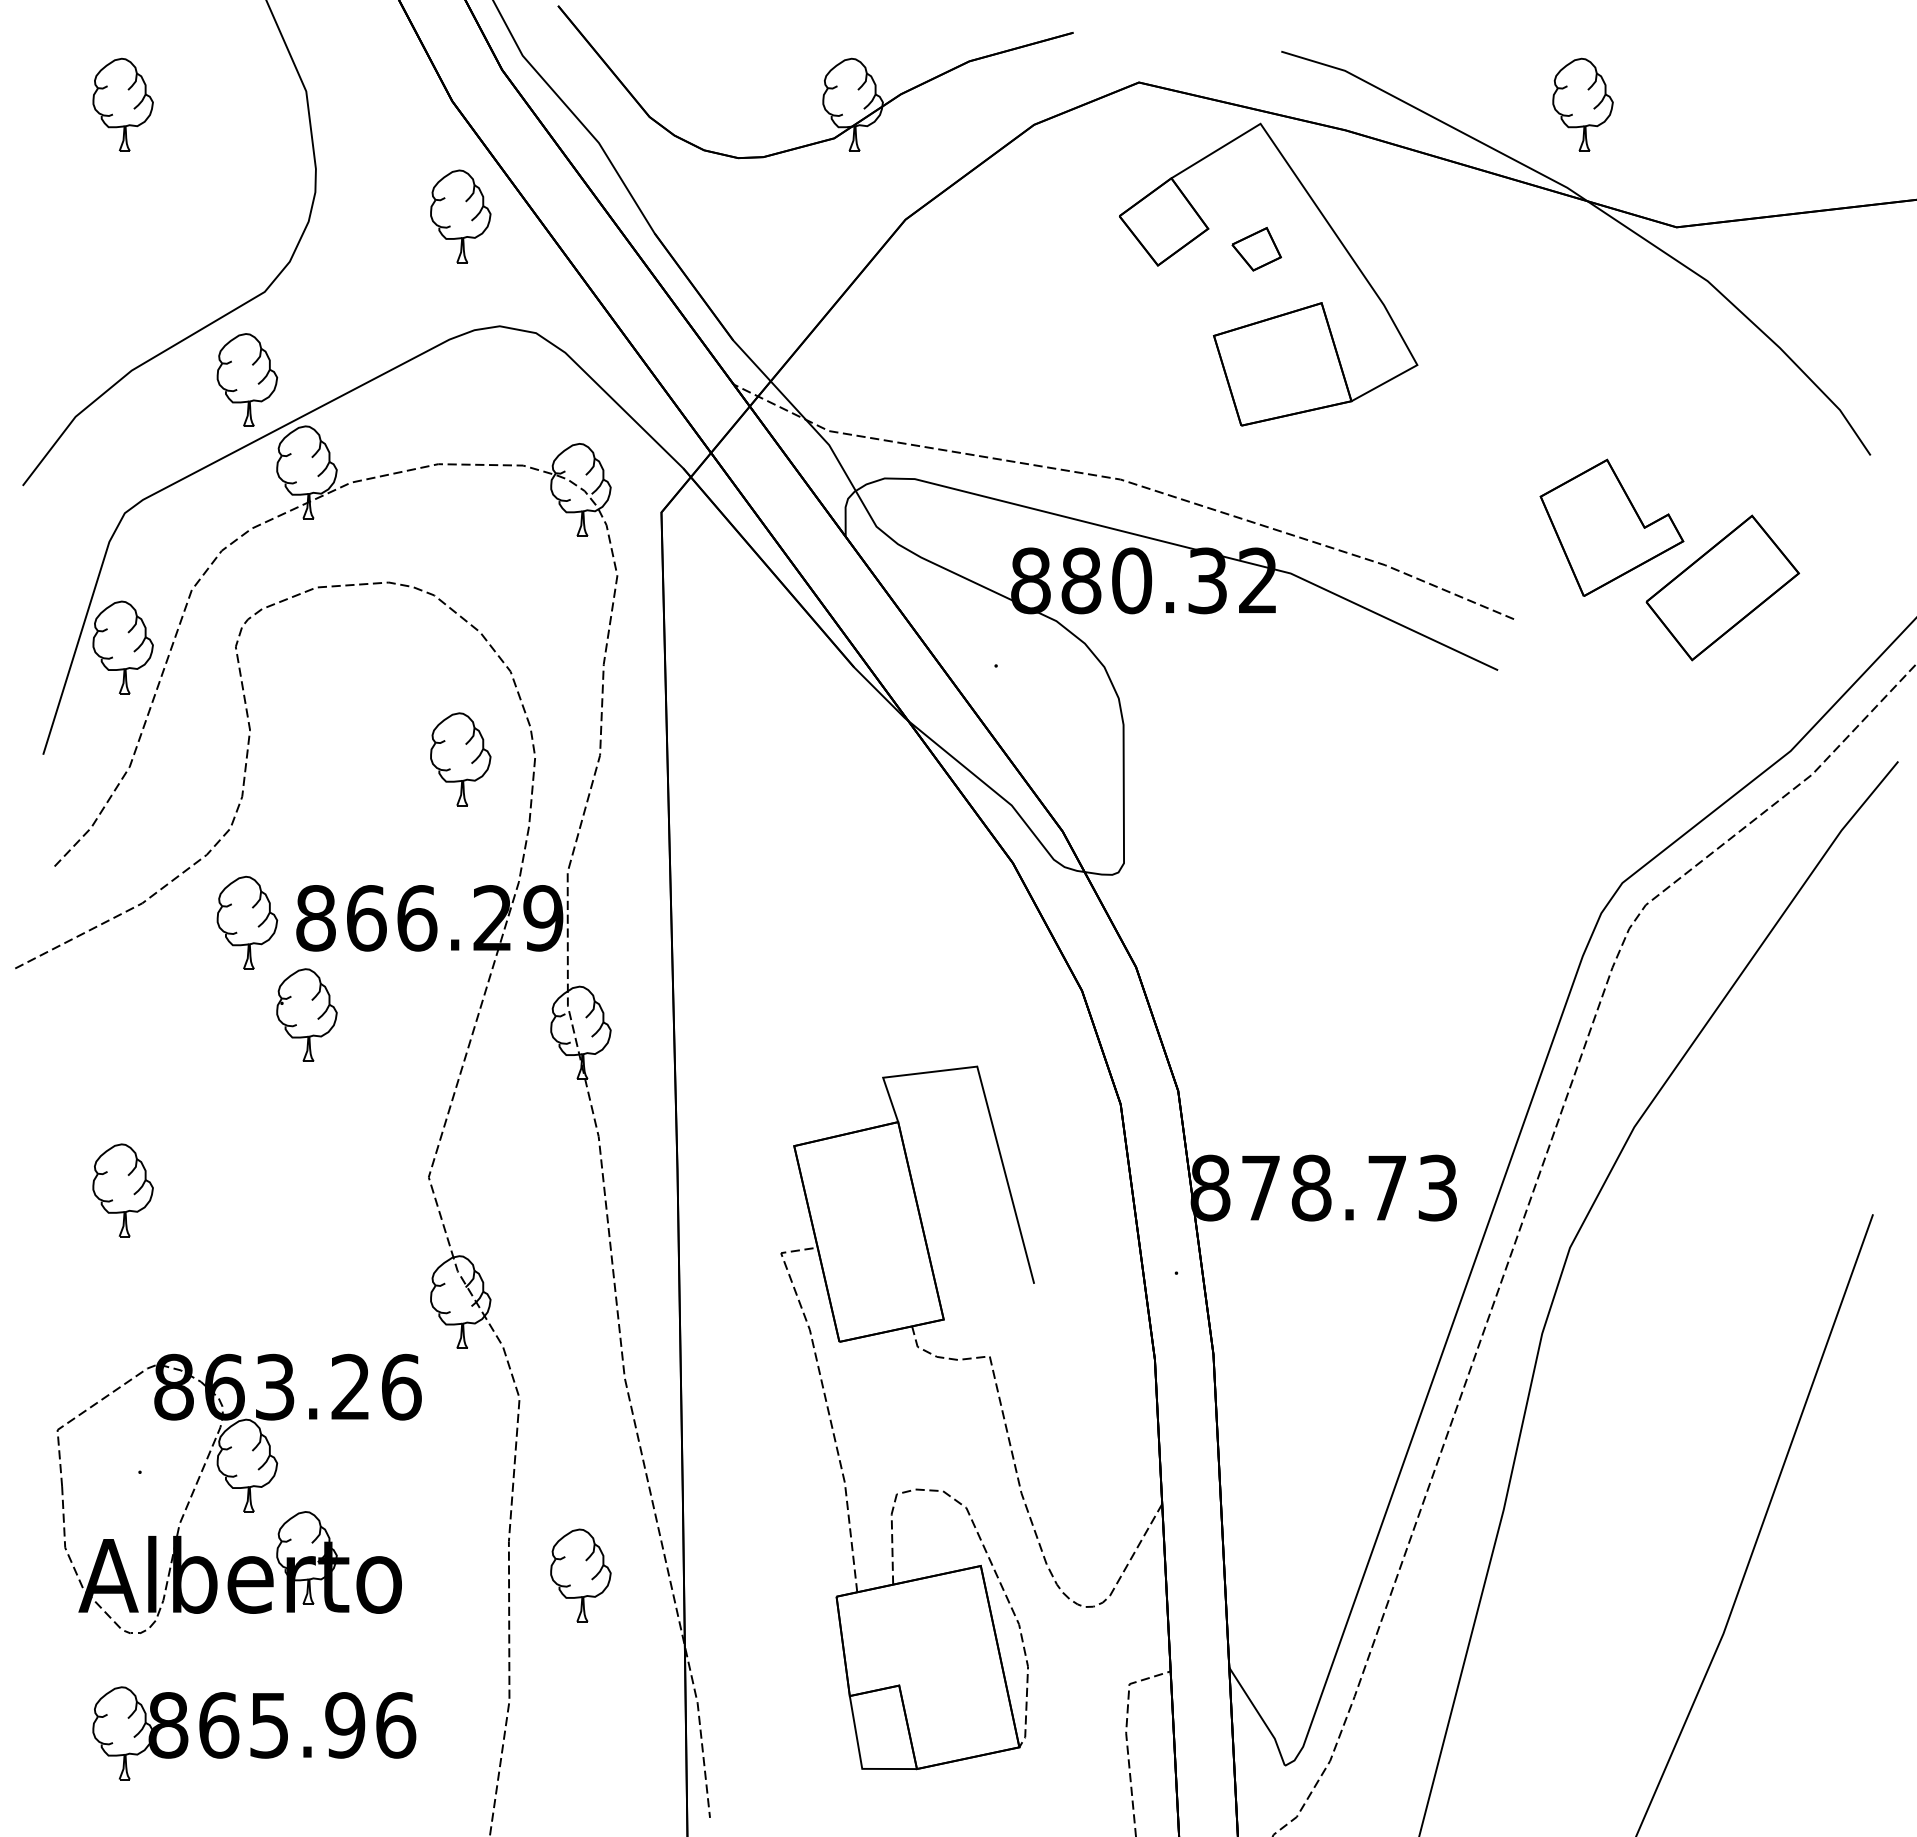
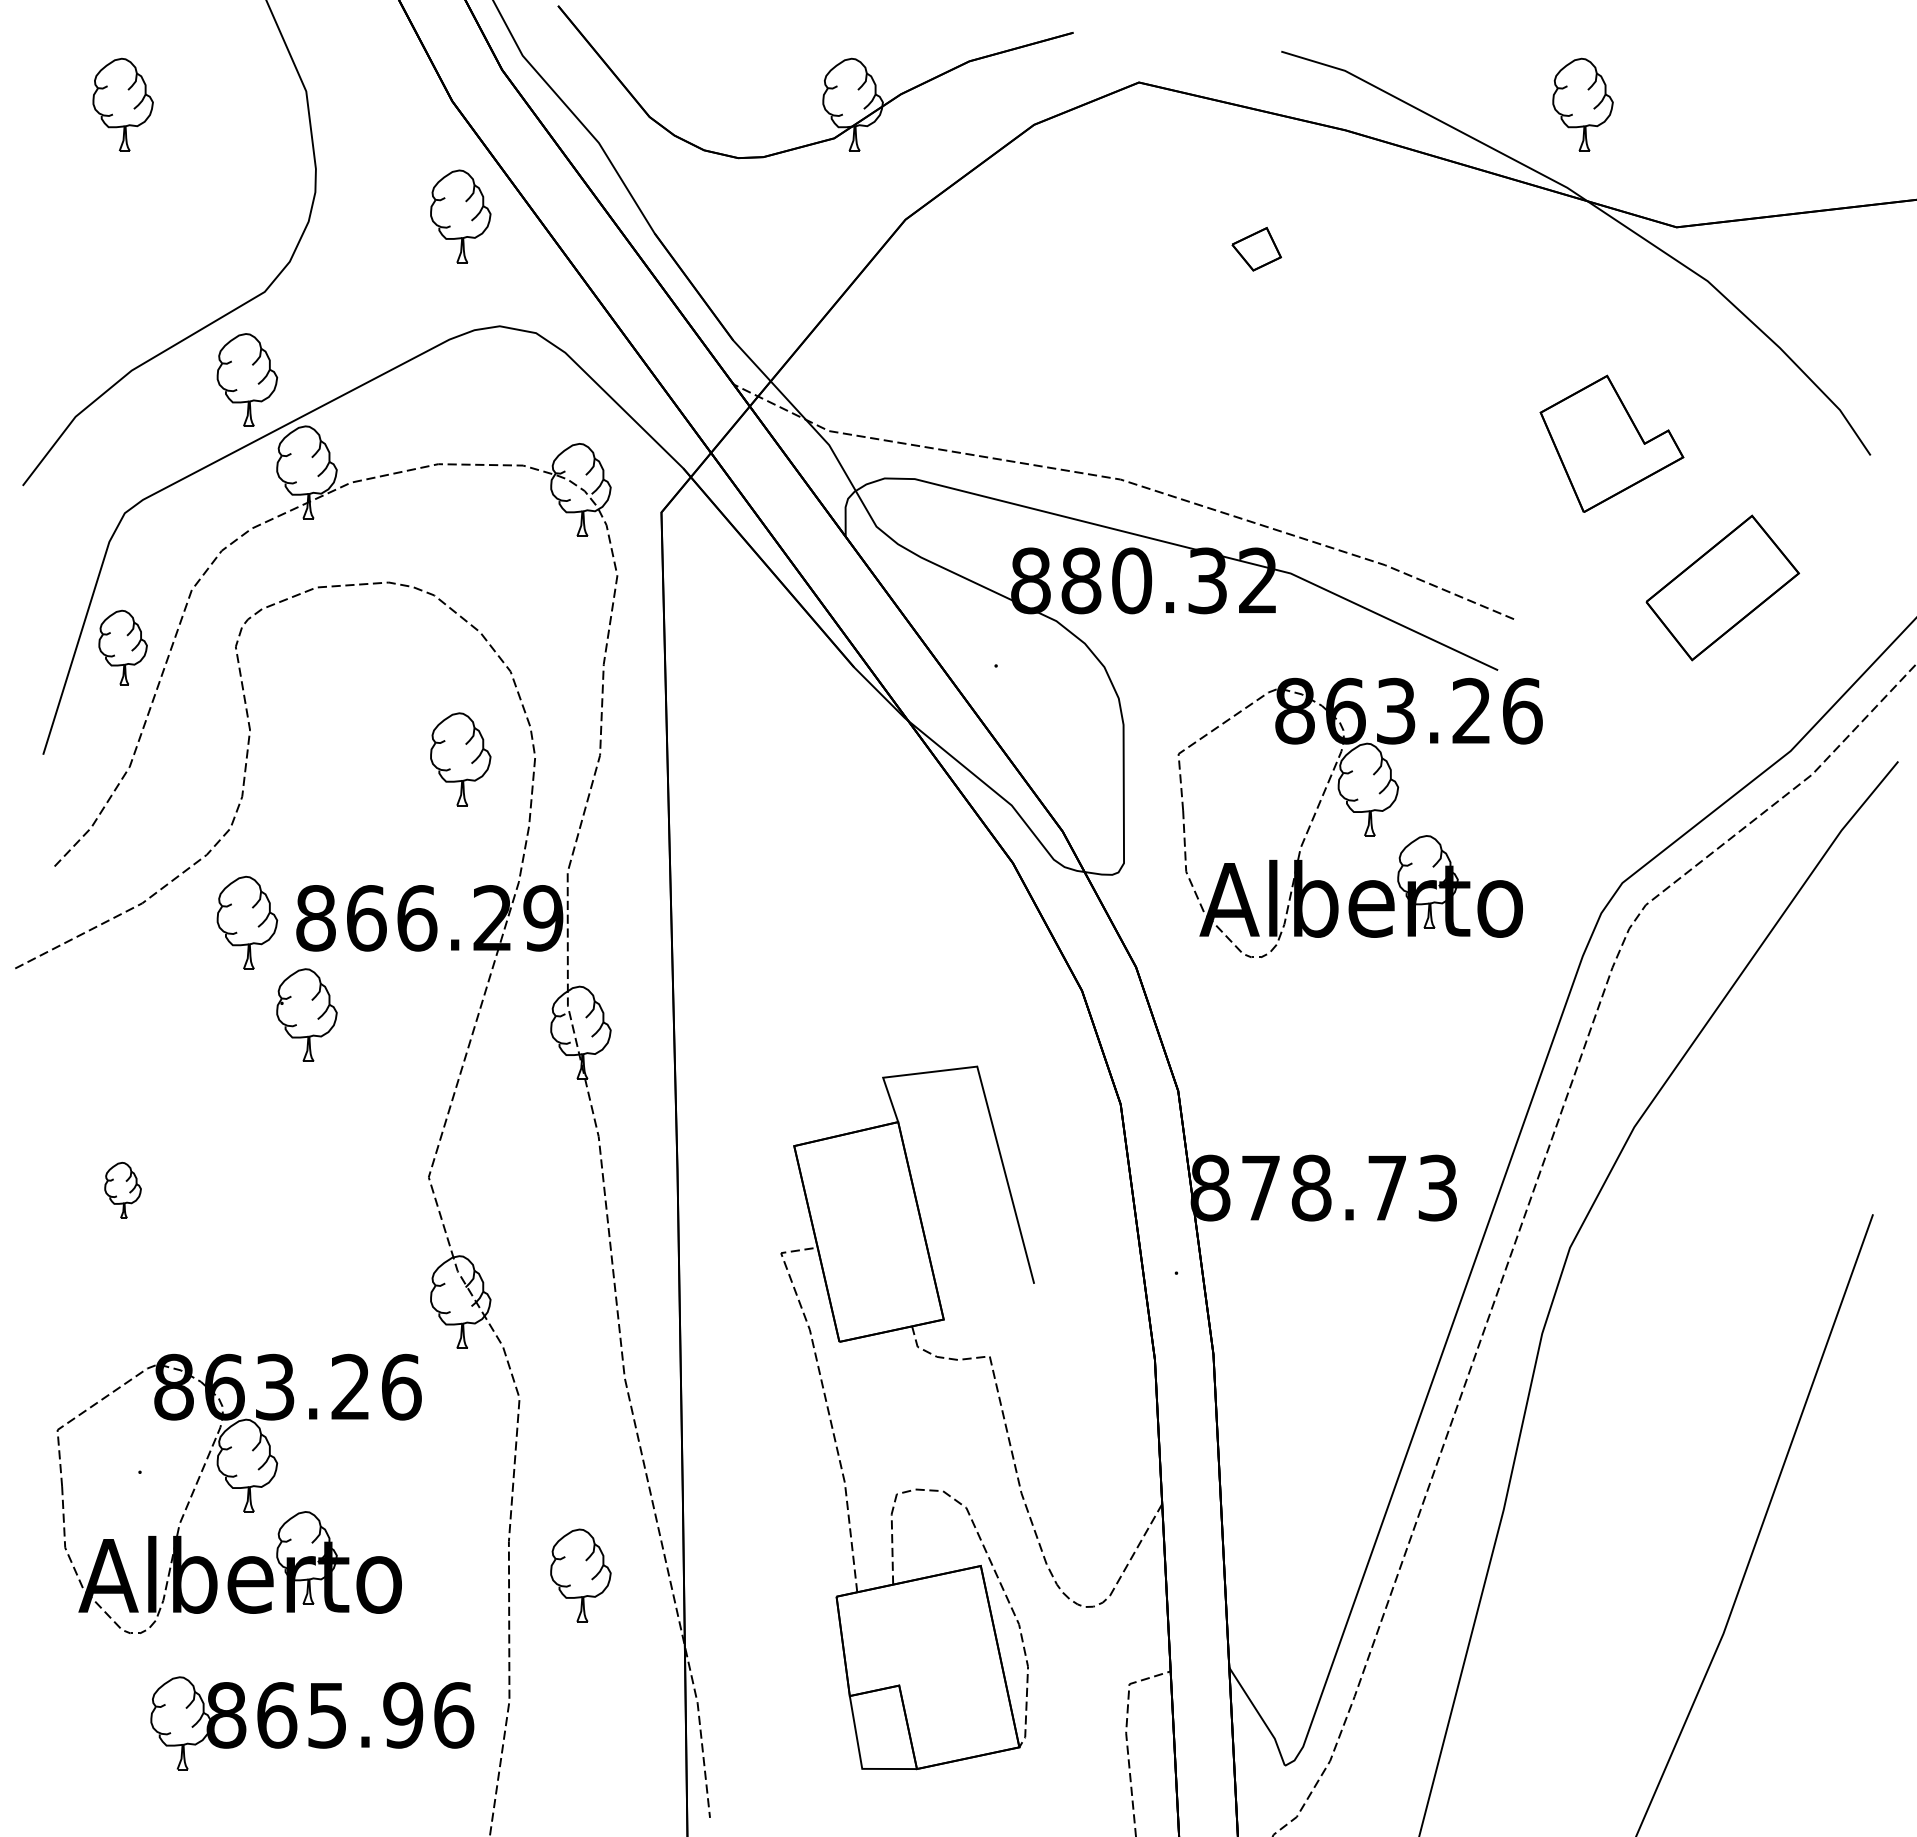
part: present -> none (1280, 314)
part position: (1611, 527) -> (1611, 443) (1611, 443)
part size: 62x95 px -> 50x77 px (122, 647)
part: none -> present (1359, 817)
part size: 62x95 px -> 38x57 px (122, 1190)
part position: (253, 1725) -> (311, 1715) (311, 1715)
